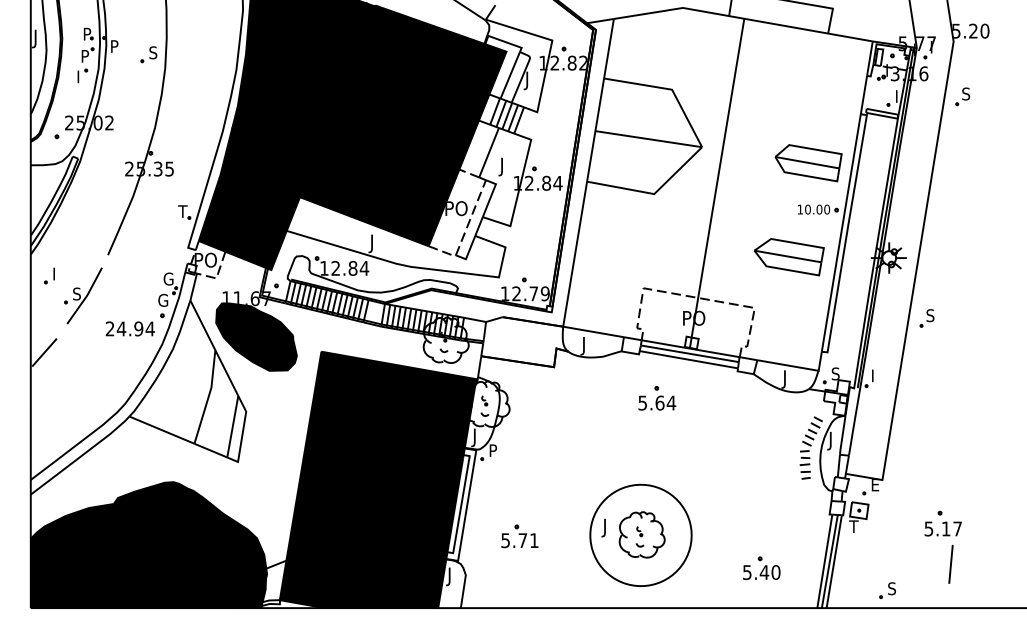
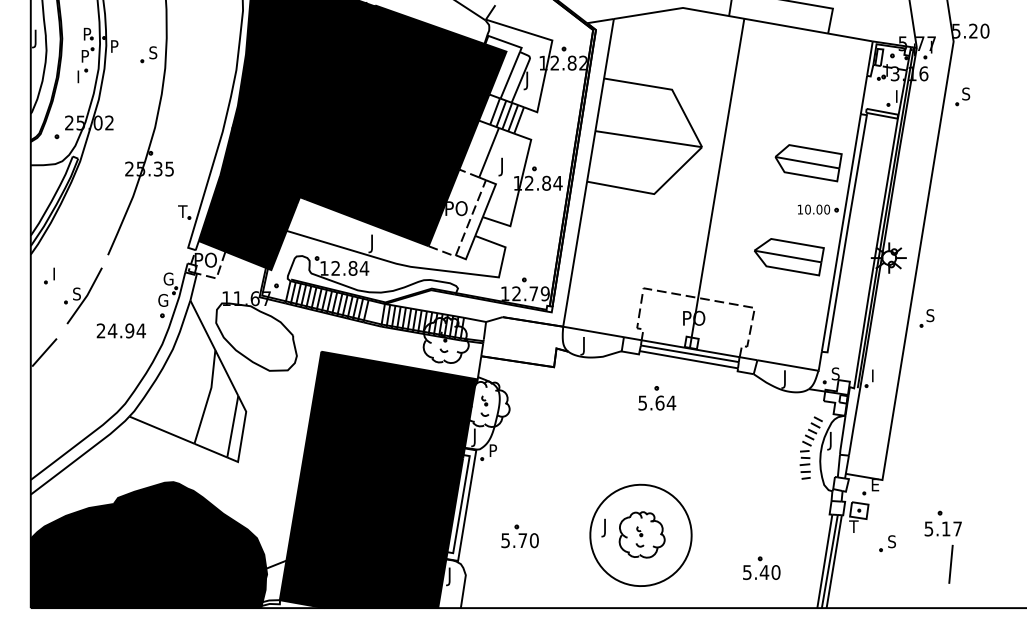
text position: (129, 328) -> (120, 330) (120, 330)
fill: present -> none (256, 336)
text: 5.71 -> 5.70 (533, 540)
part position: (887, 590) -> (887, 543) (887, 543)
